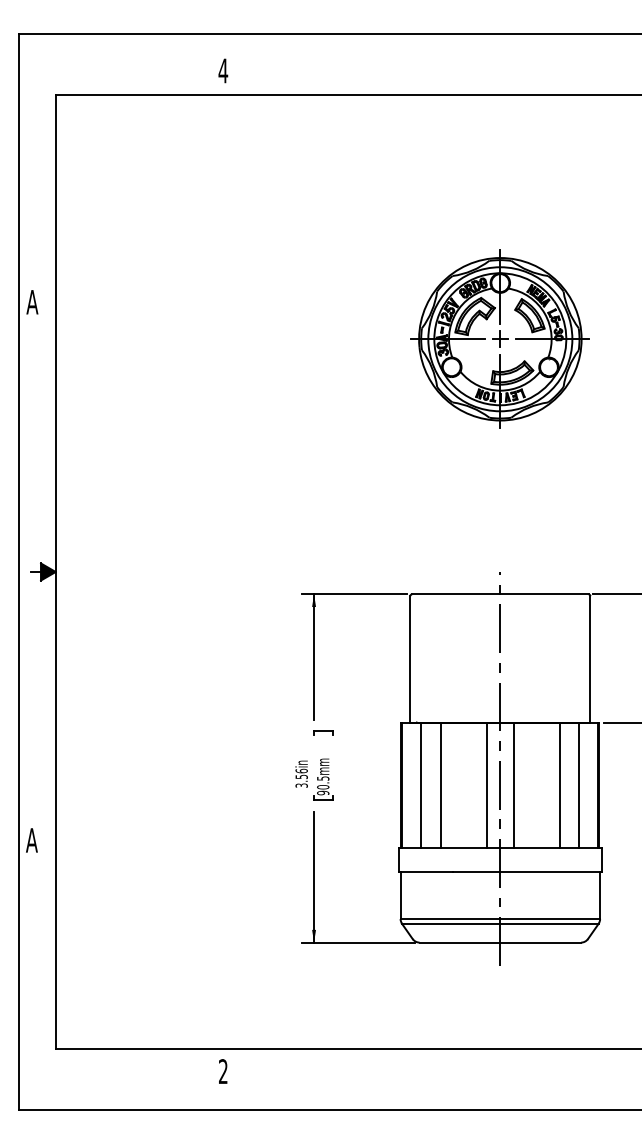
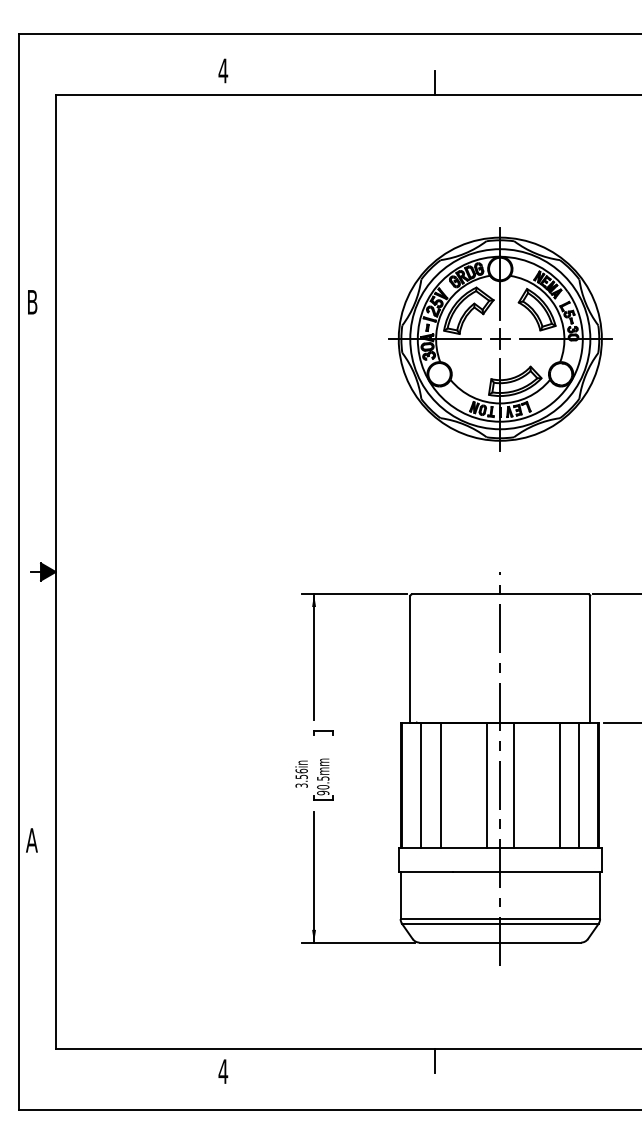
line: none -> present (434, 82)
text: A -> B (32, 302)
part size: 180x180 px -> 225x225 px (500, 339)
line: none -> present (434, 1060)
text: 2 -> 4 (223, 1071)
